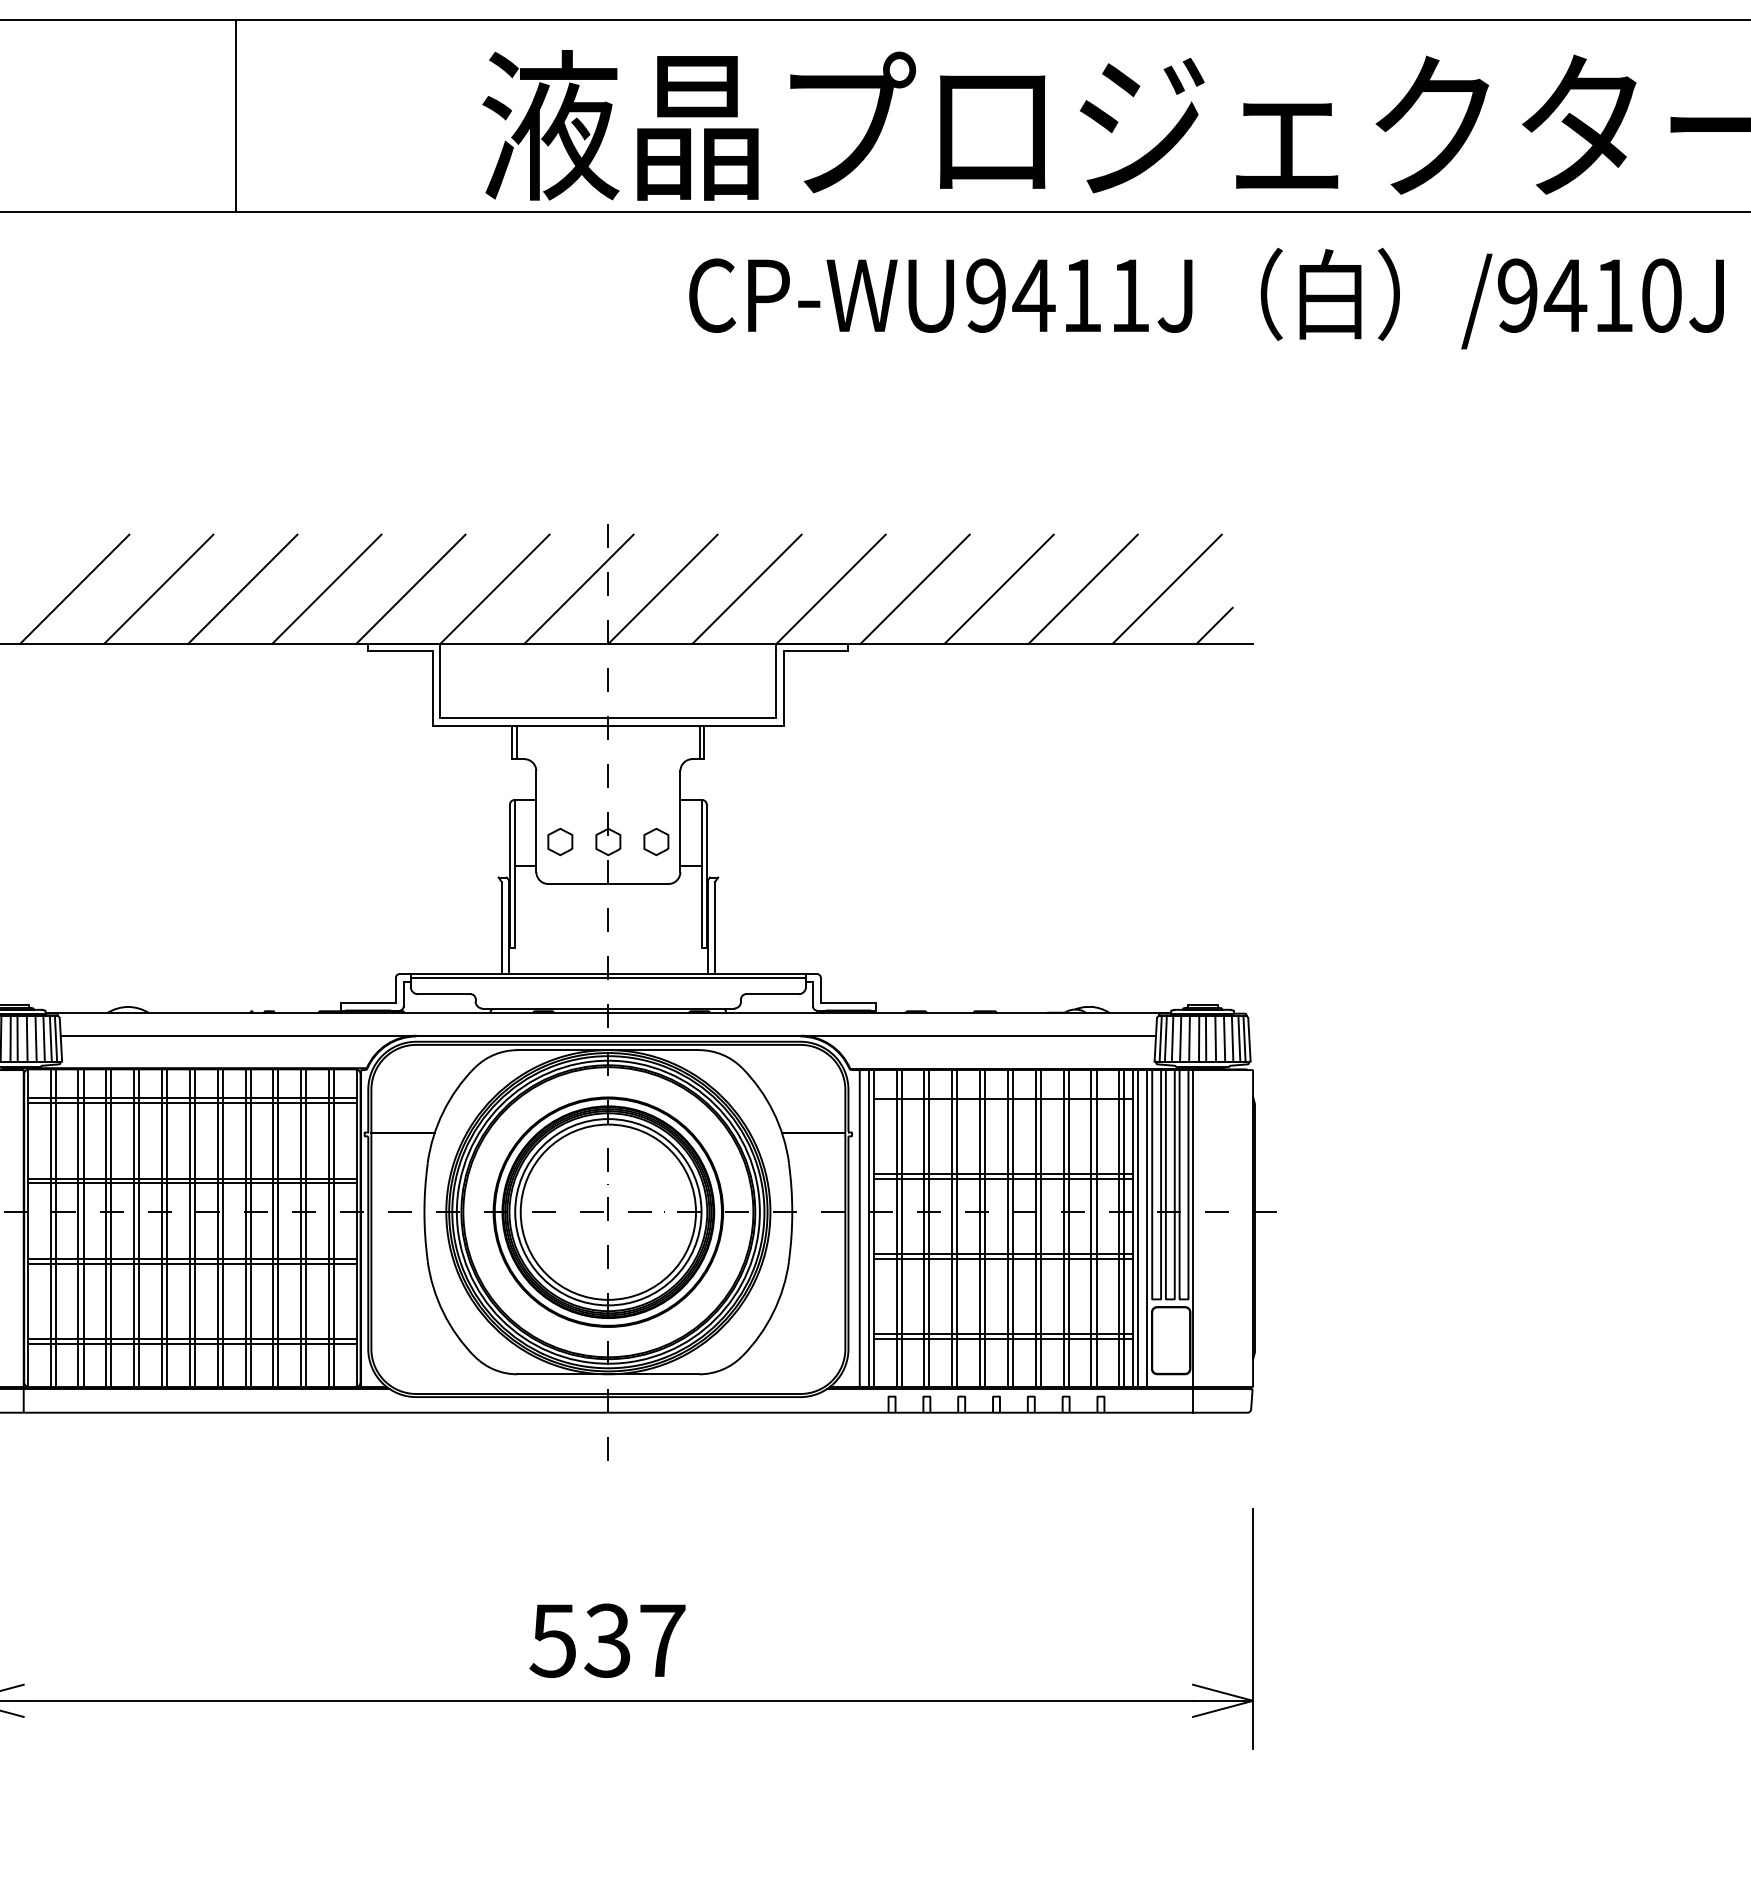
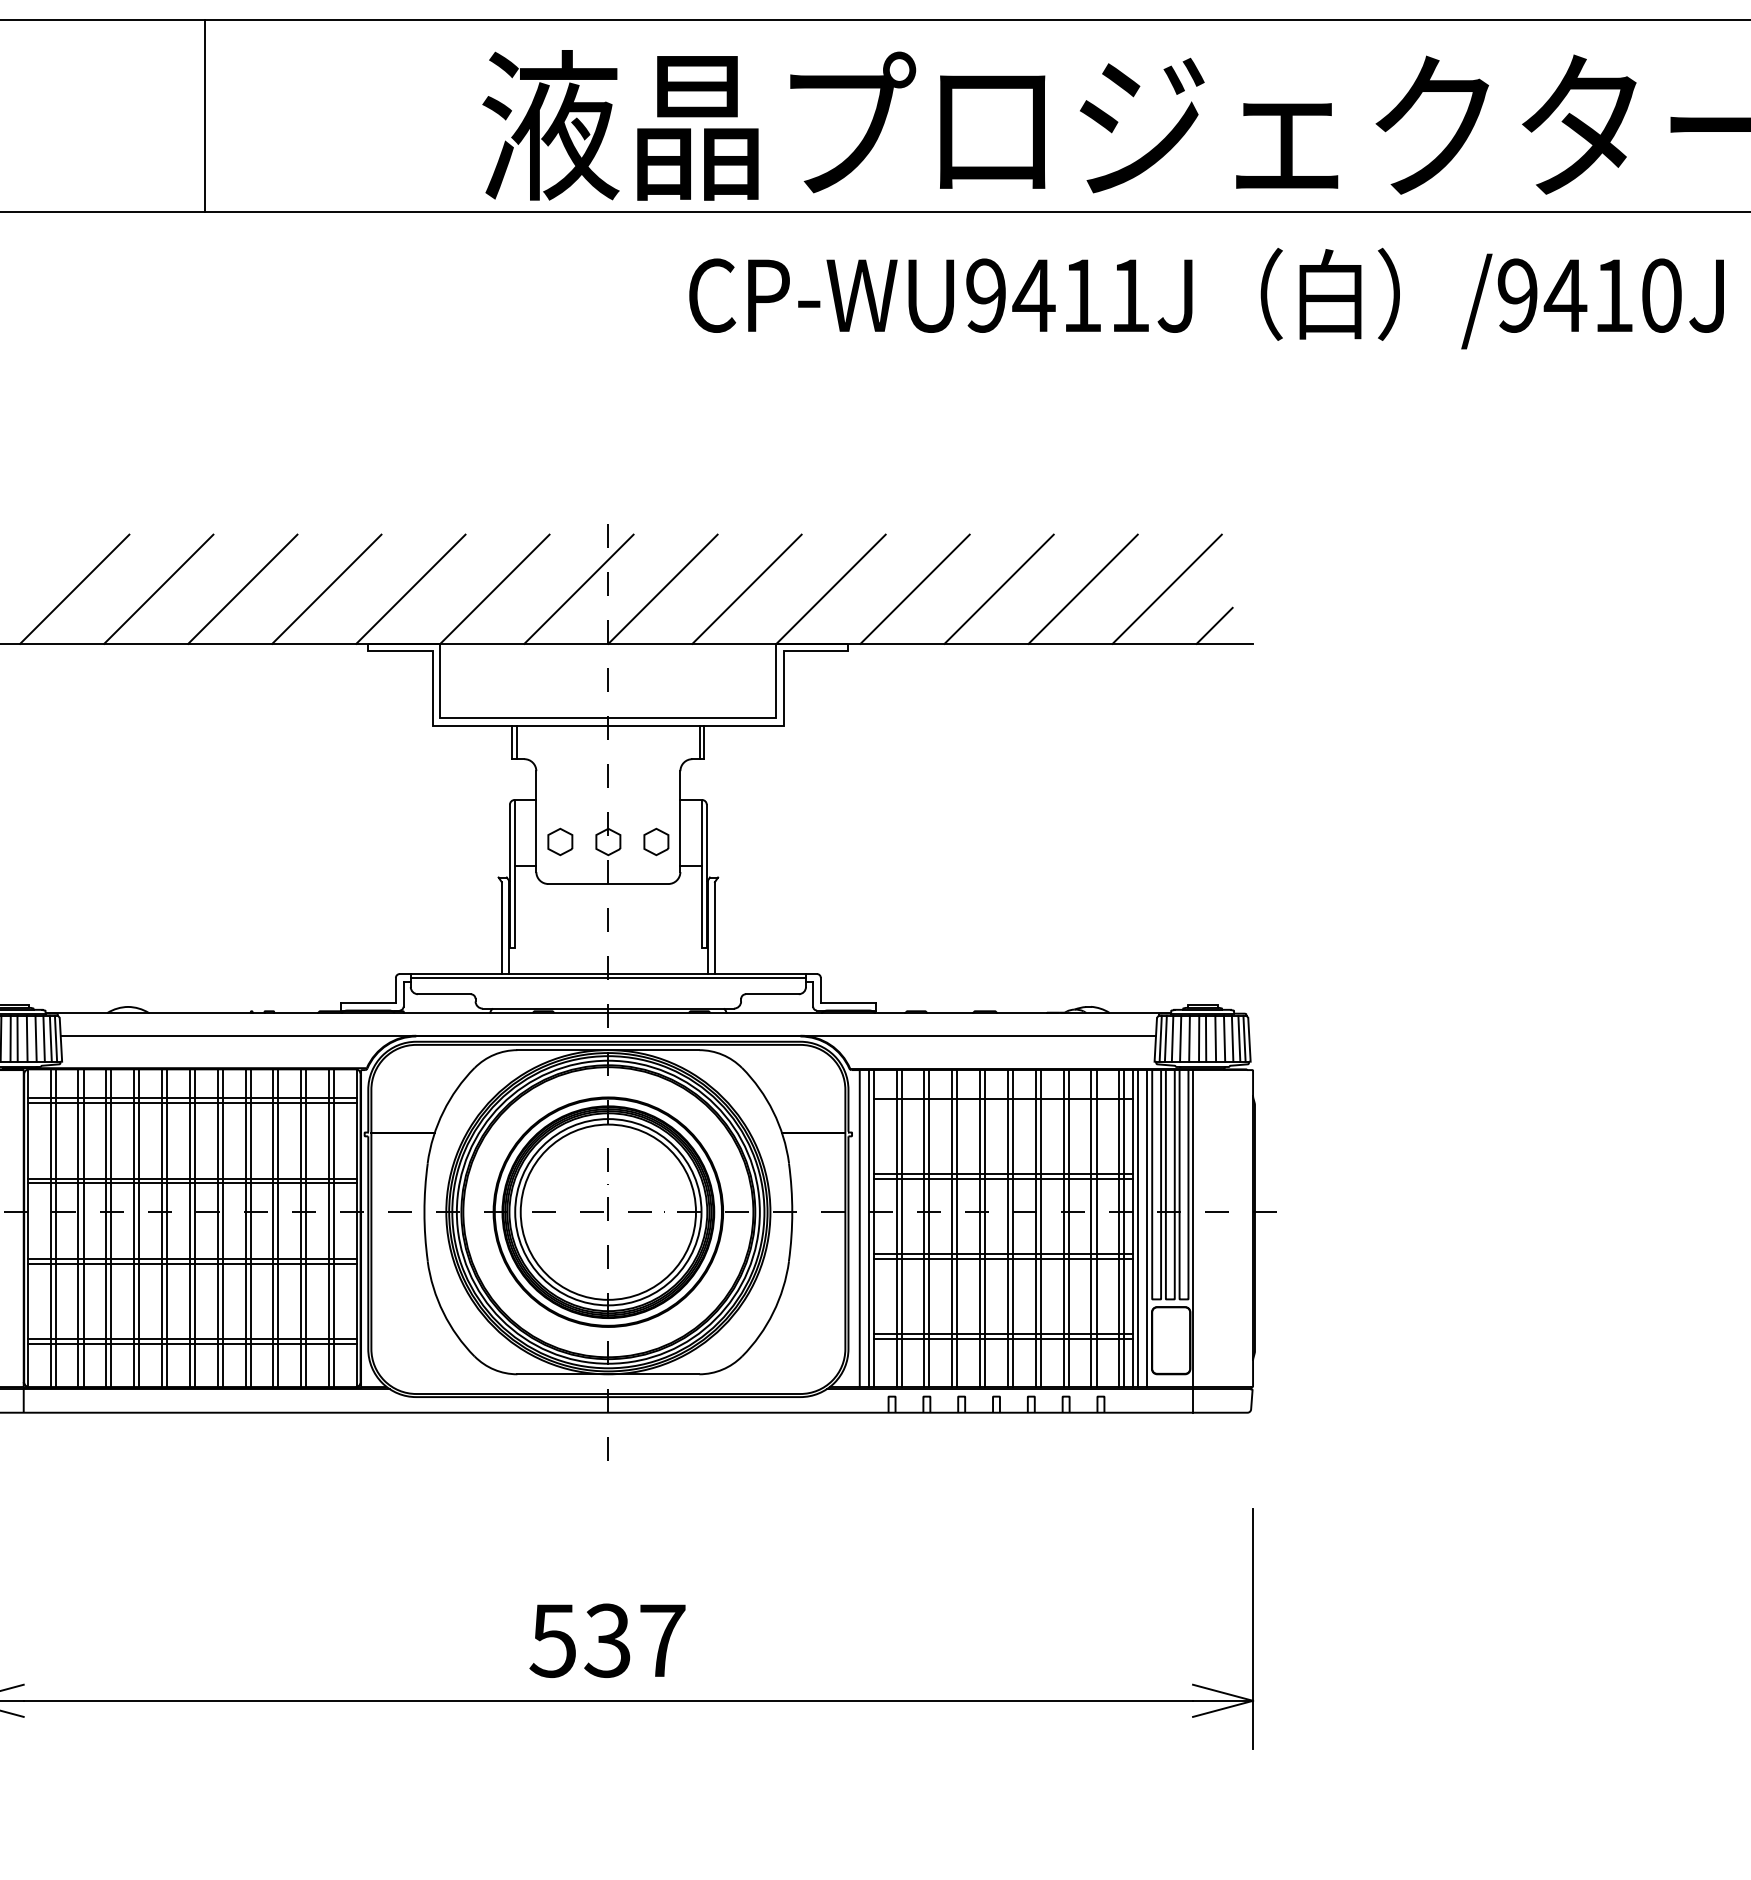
line position: (236, 115) -> (205, 115) (205, 115)
